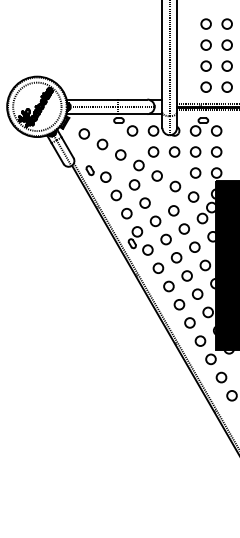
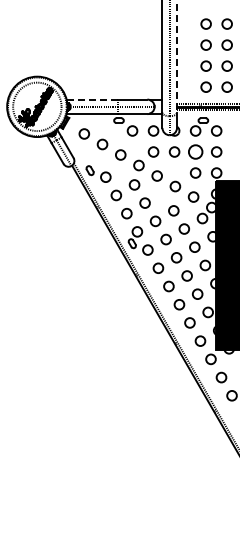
line: solid -> dashed (177, 56)
line: solid -> dashed (93, 99)
circle size: 13x12 px -> 16x16 px (195, 151)
